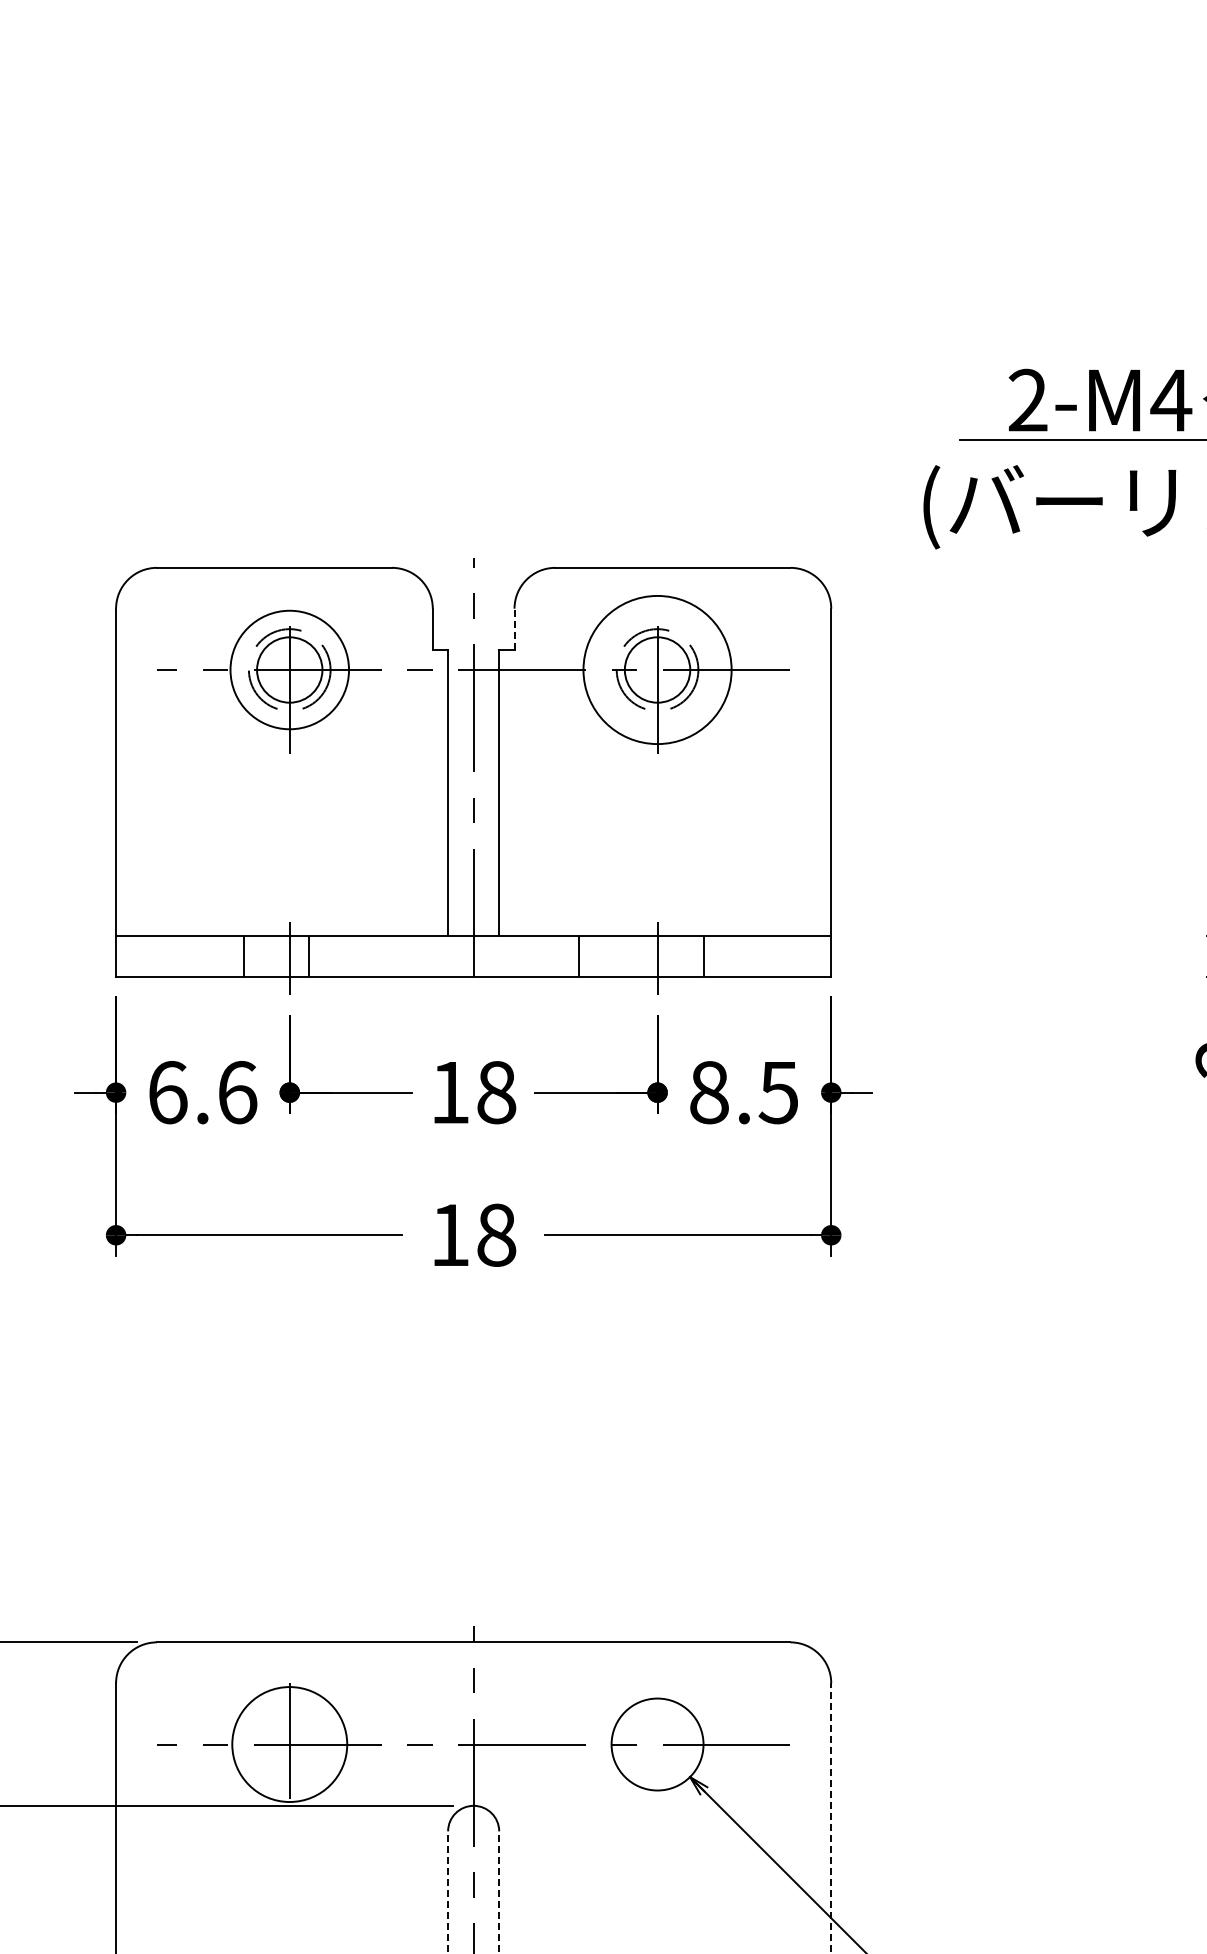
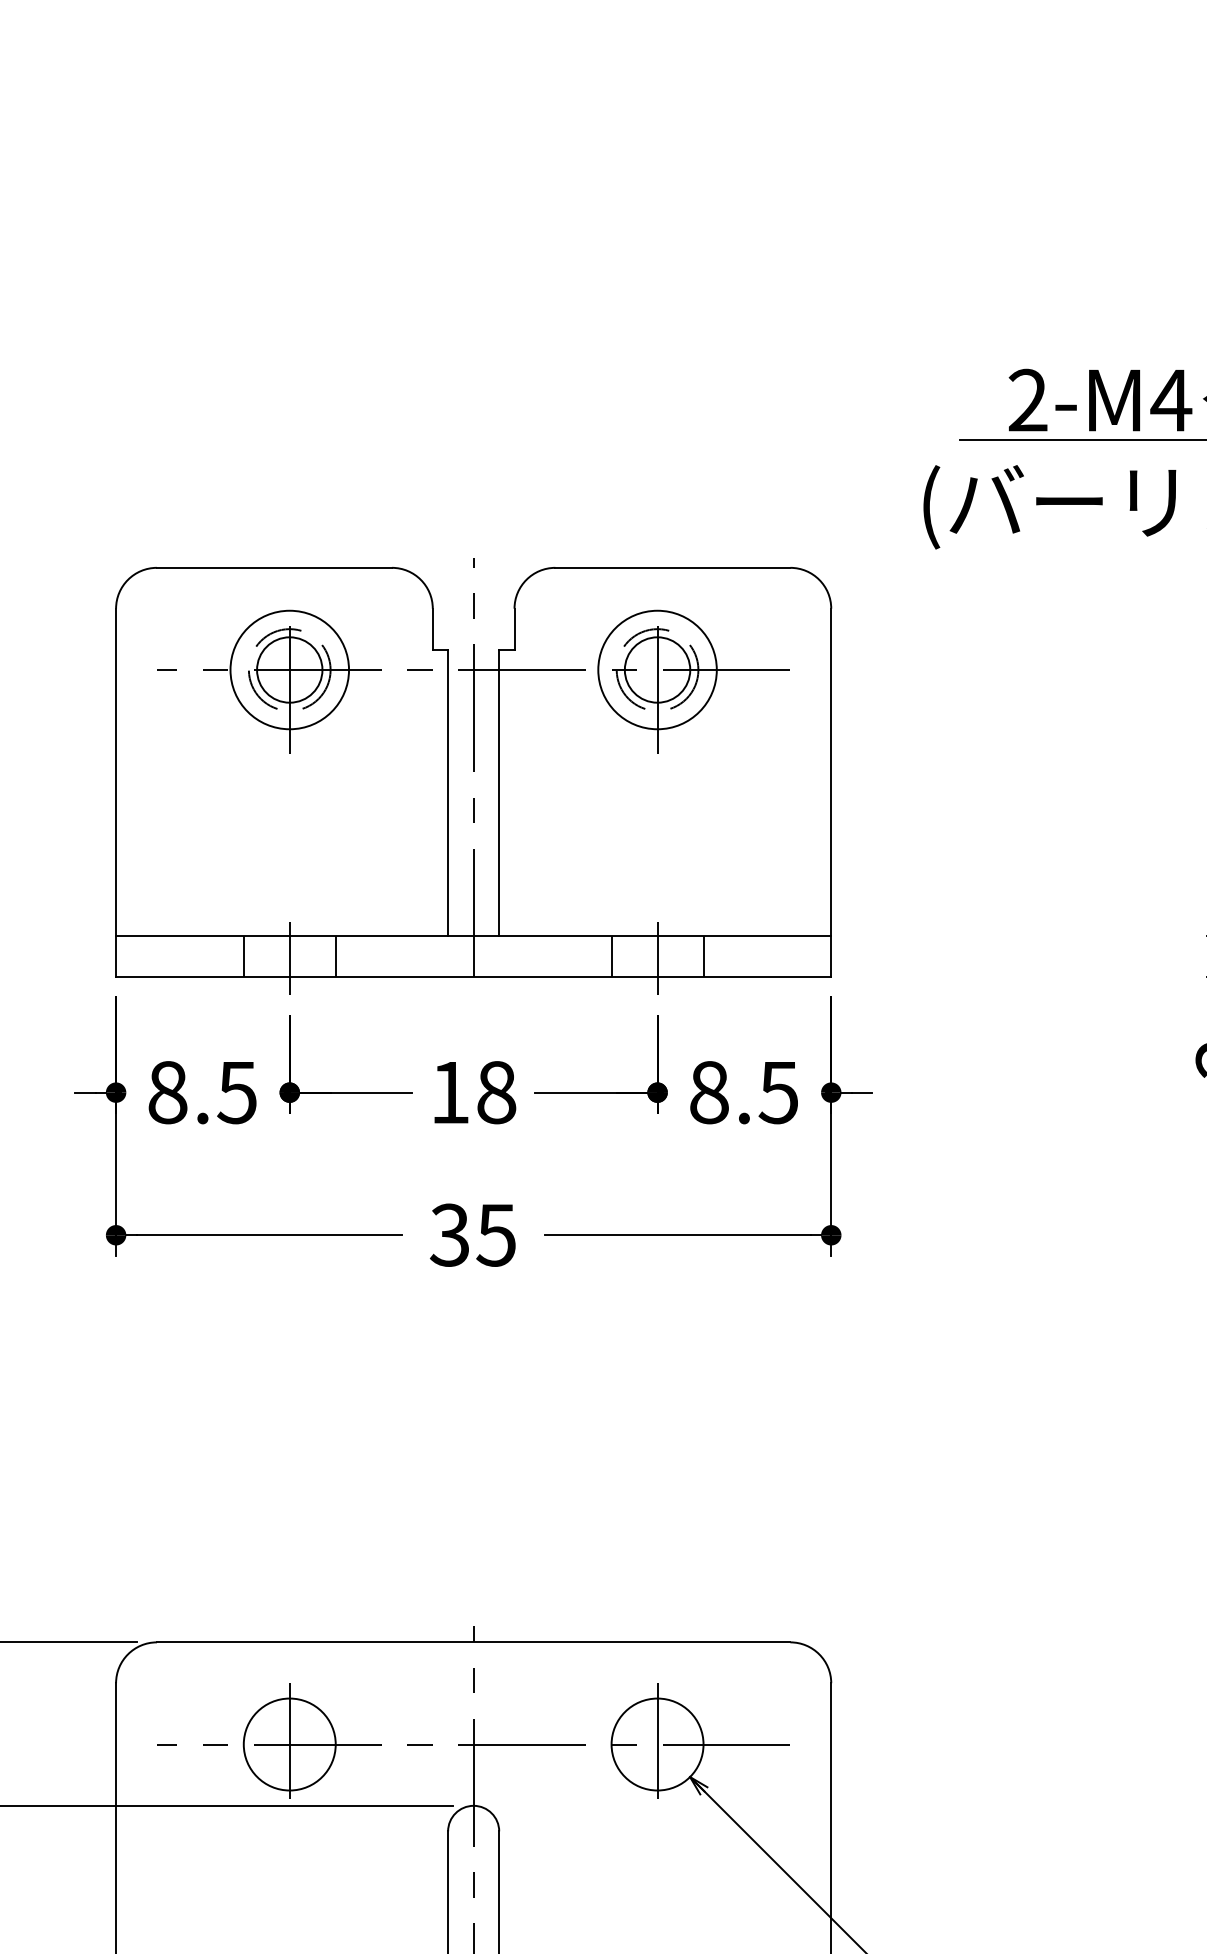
line: dashed -> solid (514, 628)
circle diameter: 148 px -> 119 px (657, 669)
line position: (308, 955) -> (335, 955) (335, 955)
line position: (578, 955) -> (611, 955) (611, 955)
text: 6.6 -> 8.5 (202, 1092)
text: 18 -> 35 (472, 1234)
line: none -> present (657, 1740)
circle diameter: 115 px -> 92 px (289, 1744)
line: dashed -> solid (831, 1818)
line: dashed -> solid (448, 1892)
line: dashed -> solid (499, 1892)
